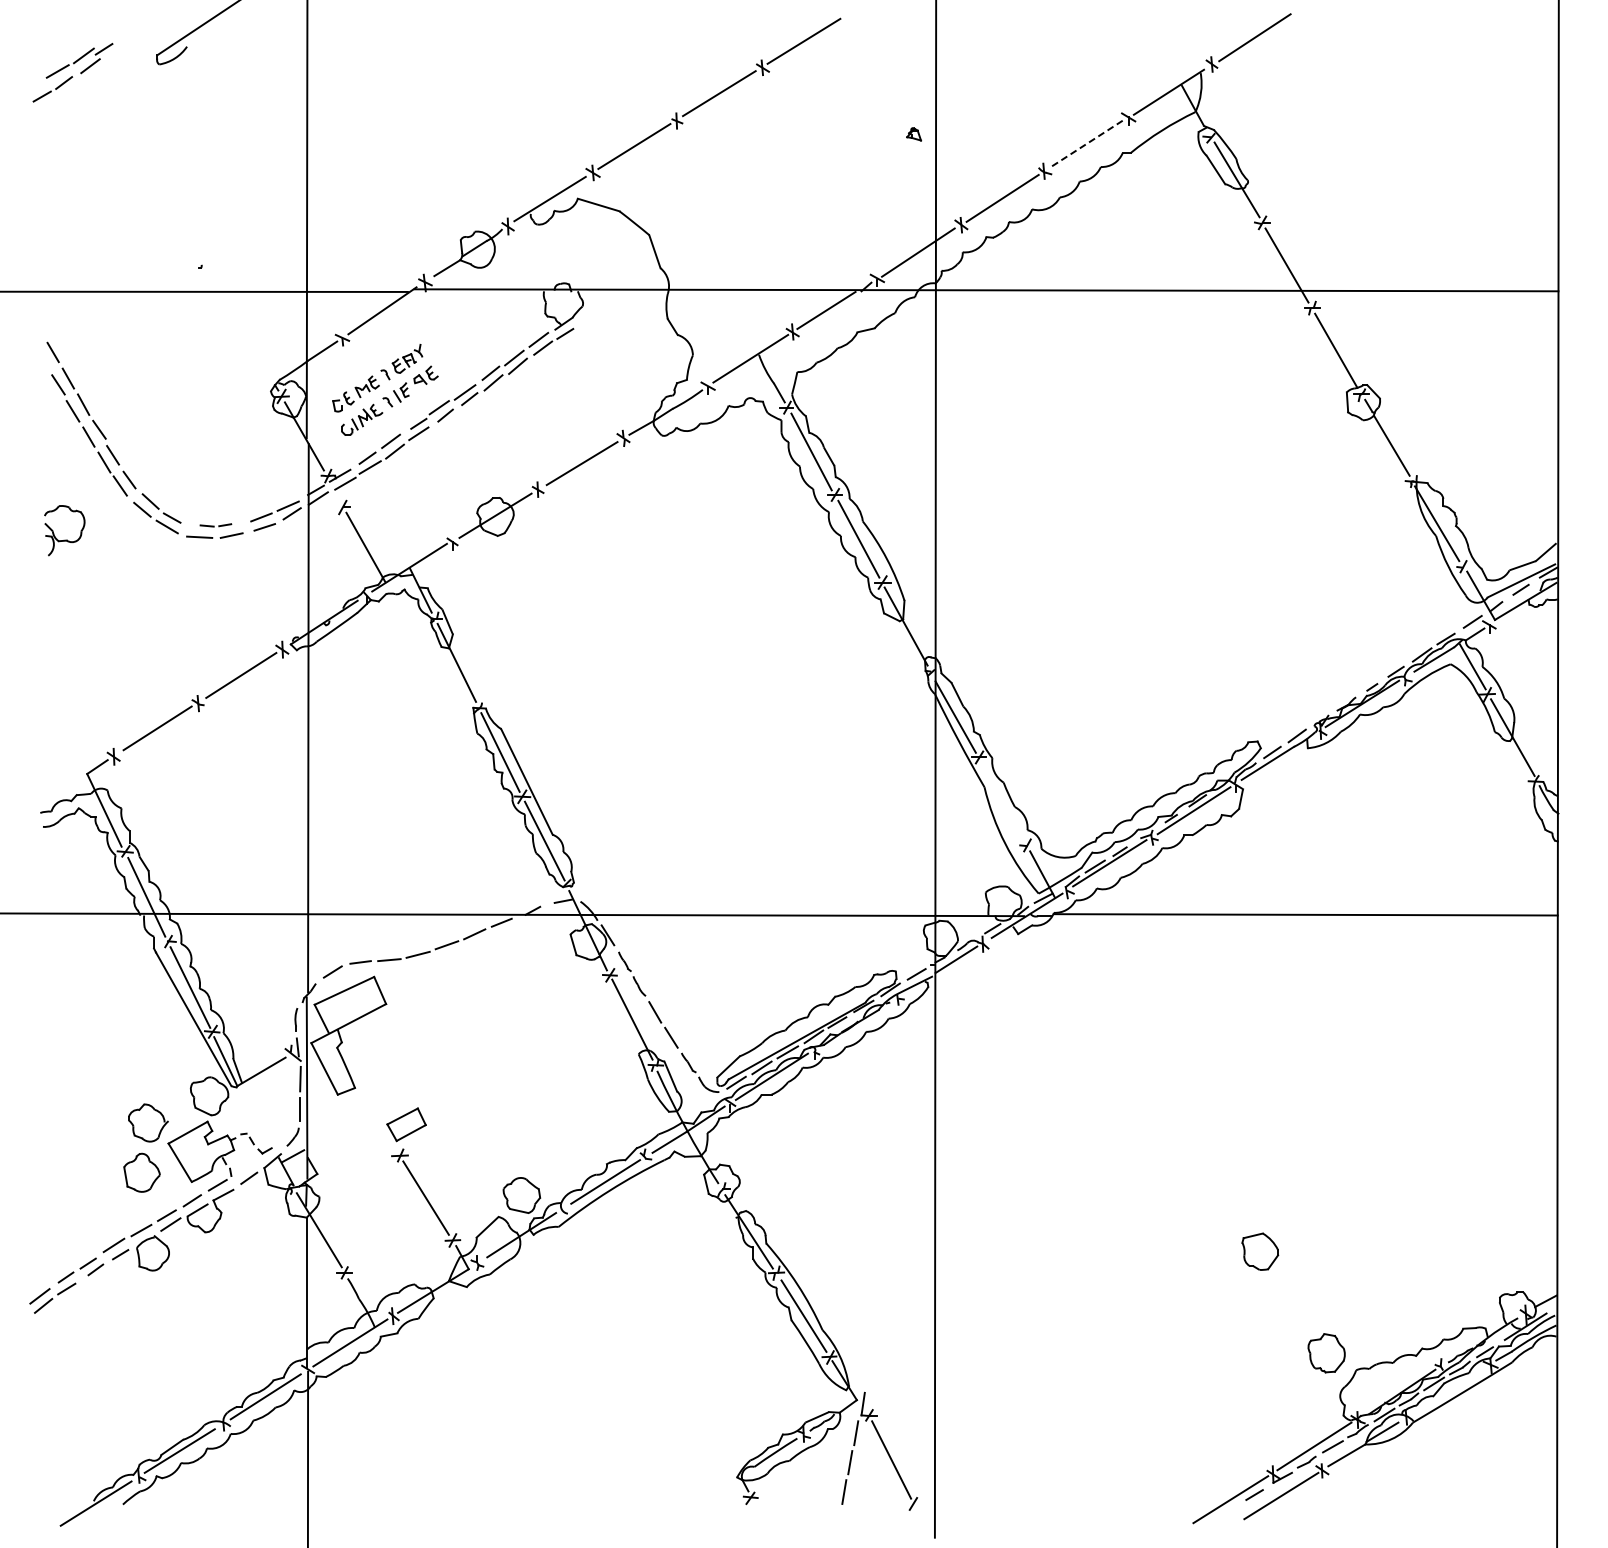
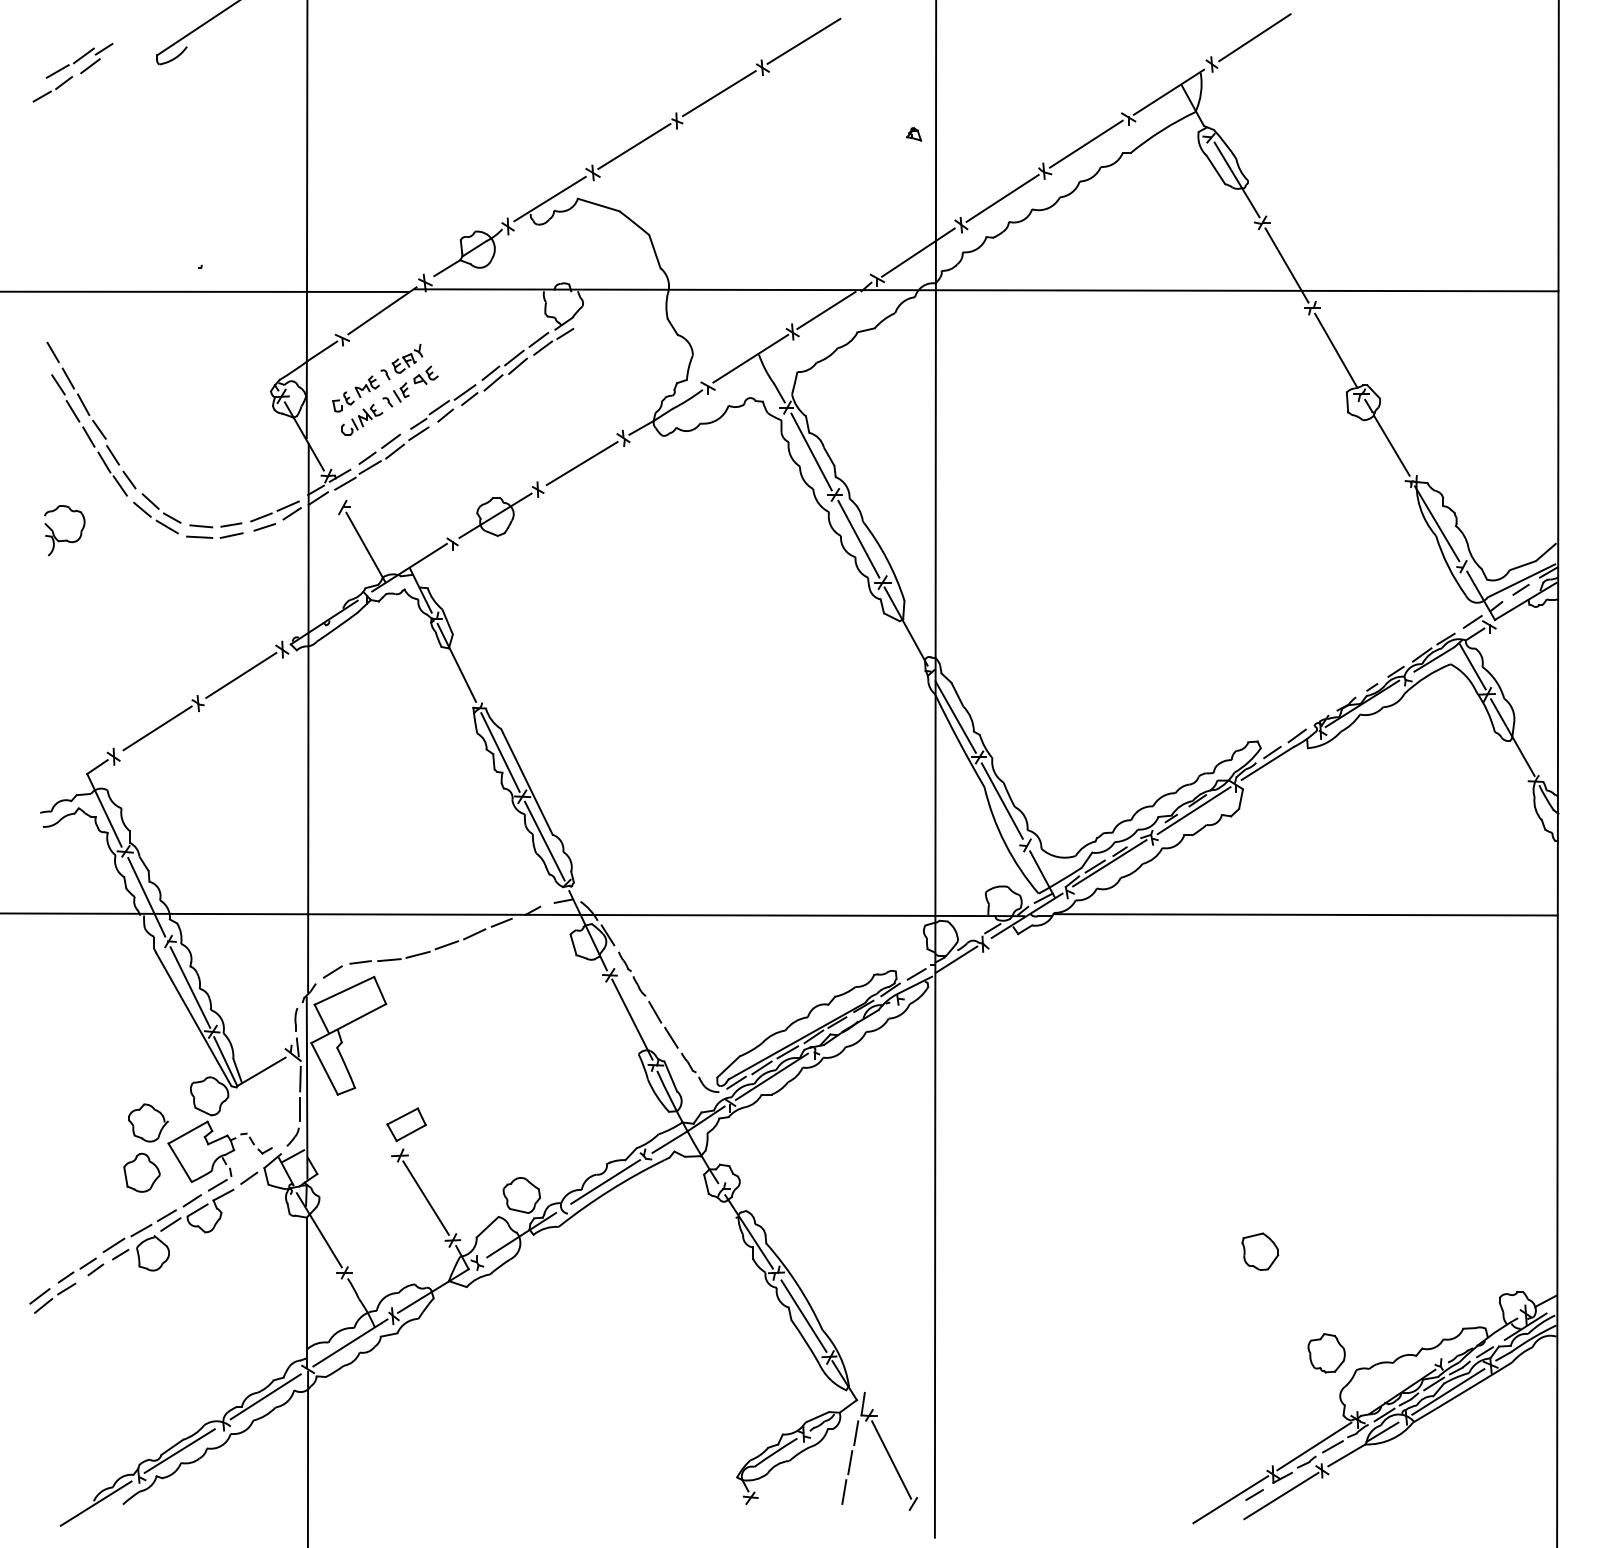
line: dashed -> solid (1085, 144)
part size: 34x5 px -> 54x7 px (215, 525)
line: none -> present (1001, 800)
line: none -> present (1448, 1391)
